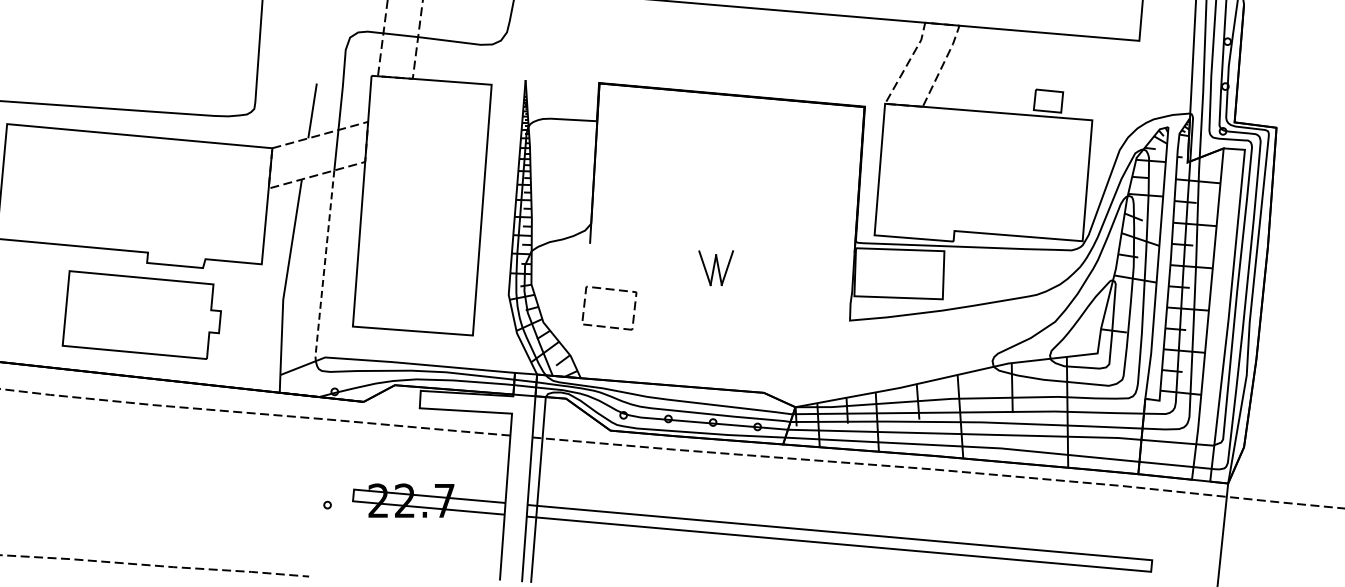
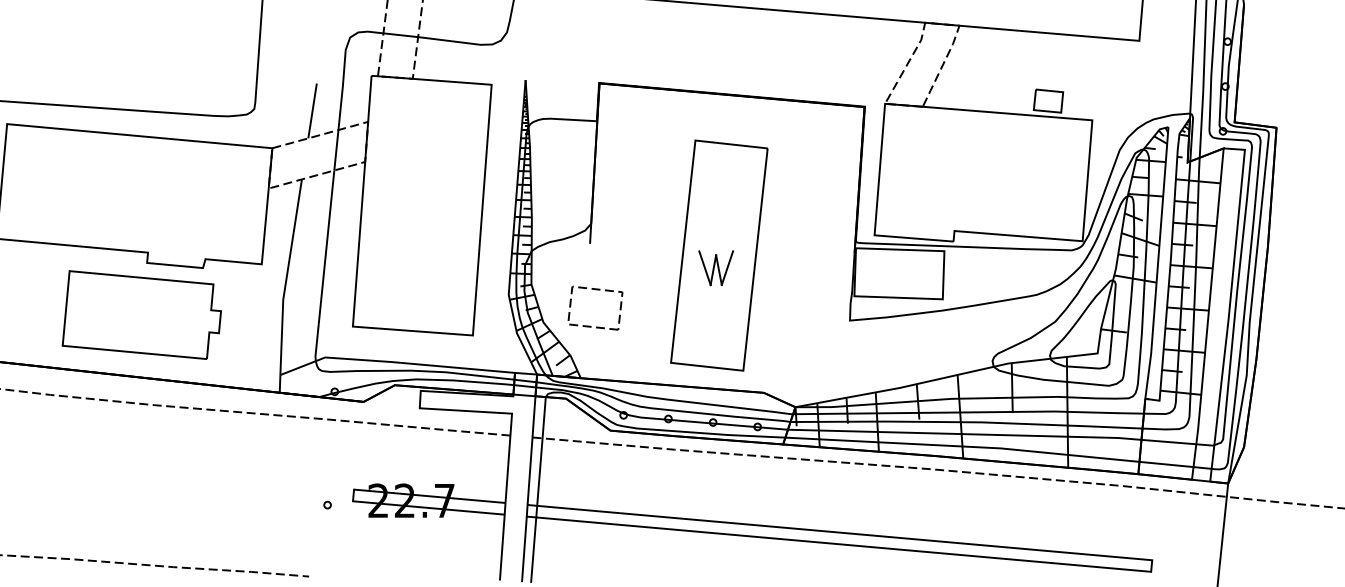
part: none -> present (719, 255)
line: dashed -> solid (324, 266)
part position: (609, 290) -> (595, 290) (595, 290)
